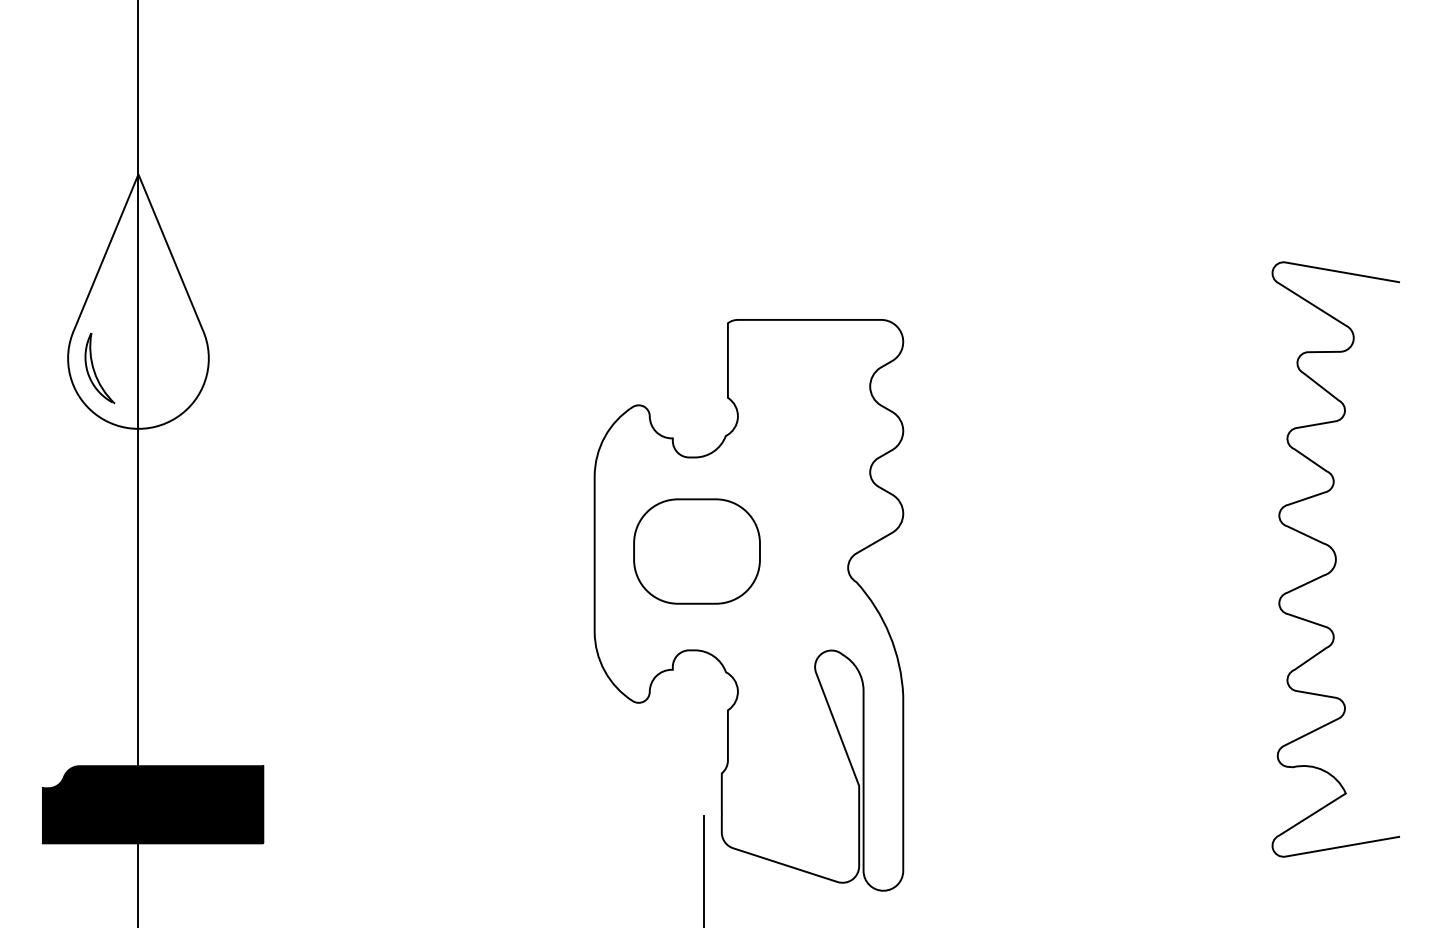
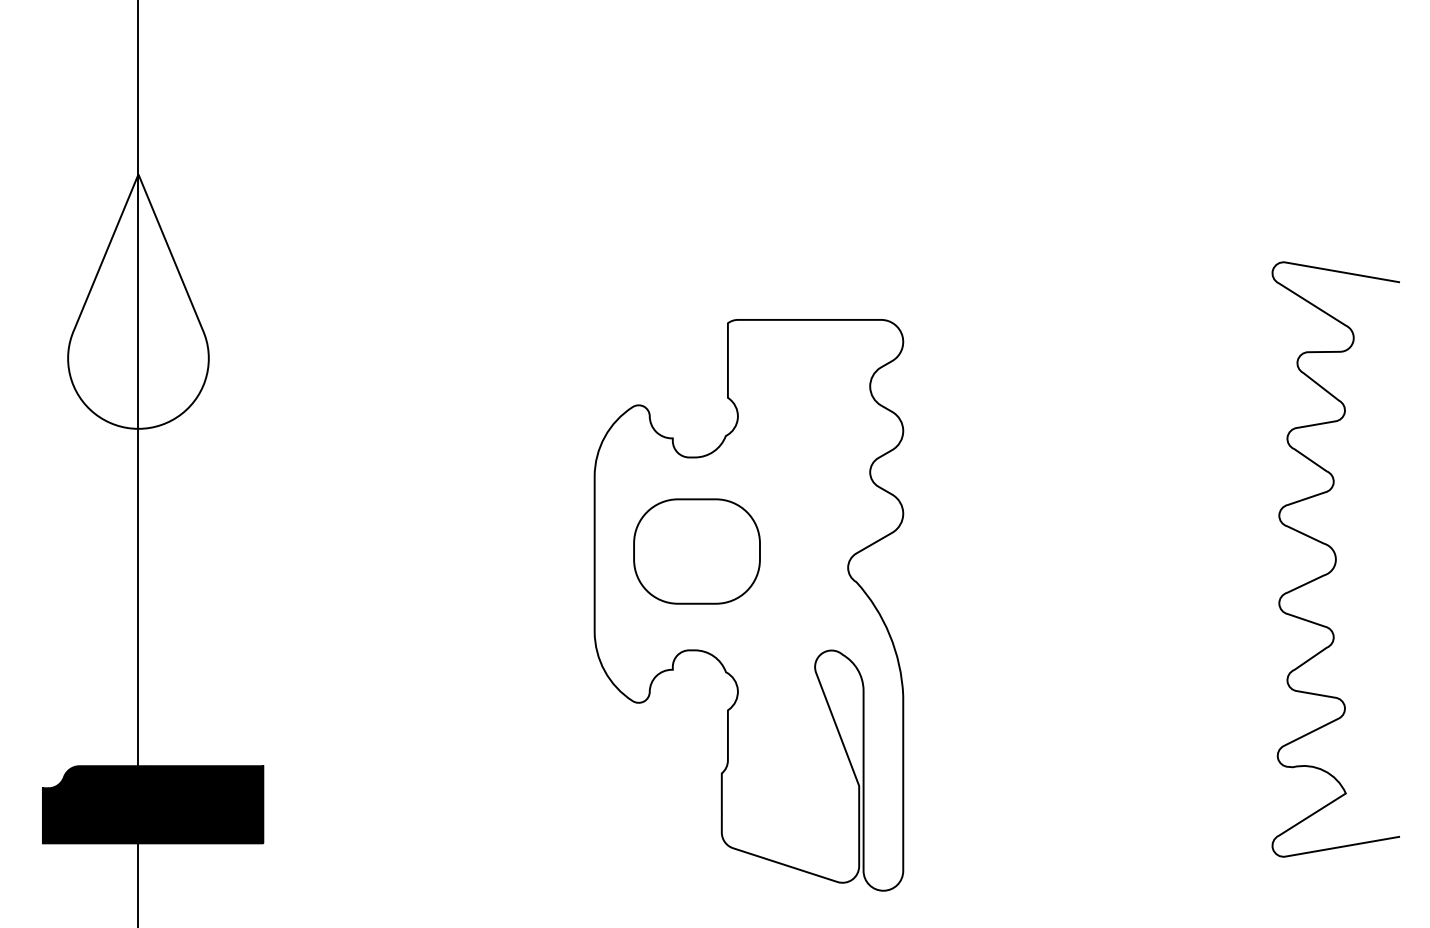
part: present -> none (99, 368)
line: present -> none (704, 869)
